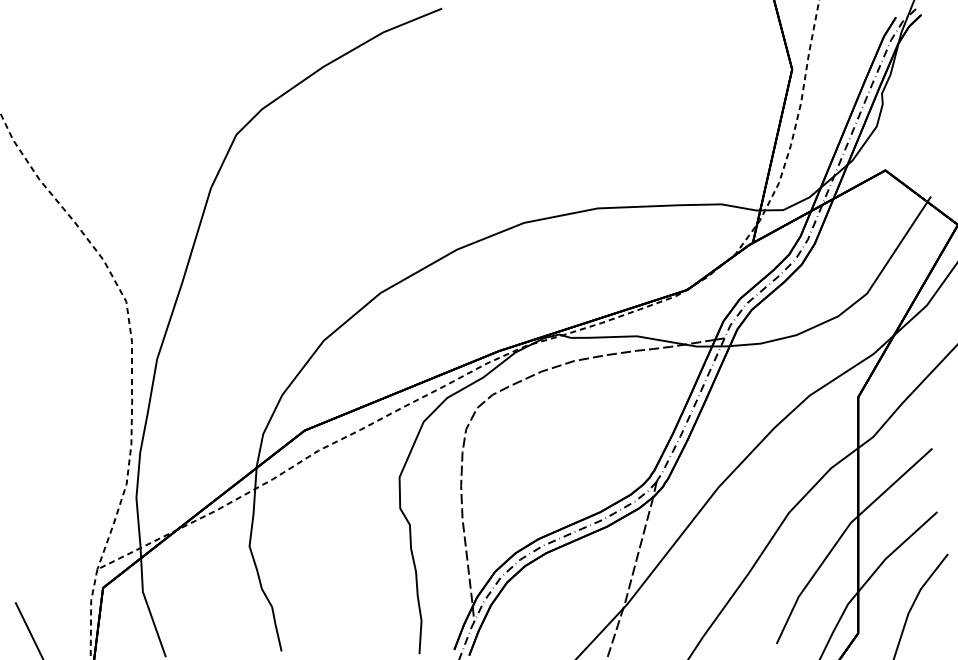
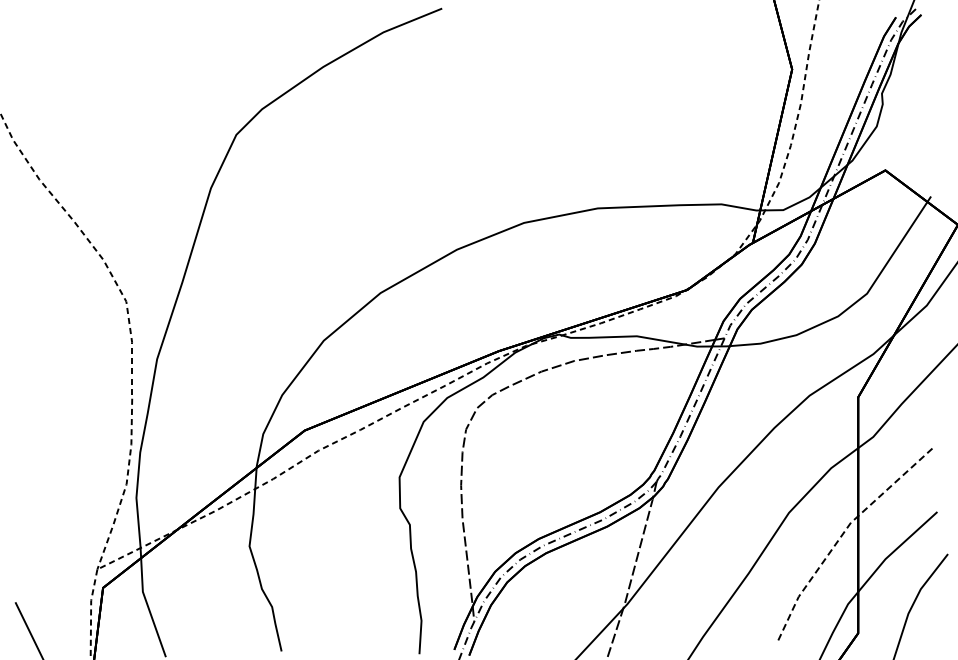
line: solid -> dashed (841, 536)
